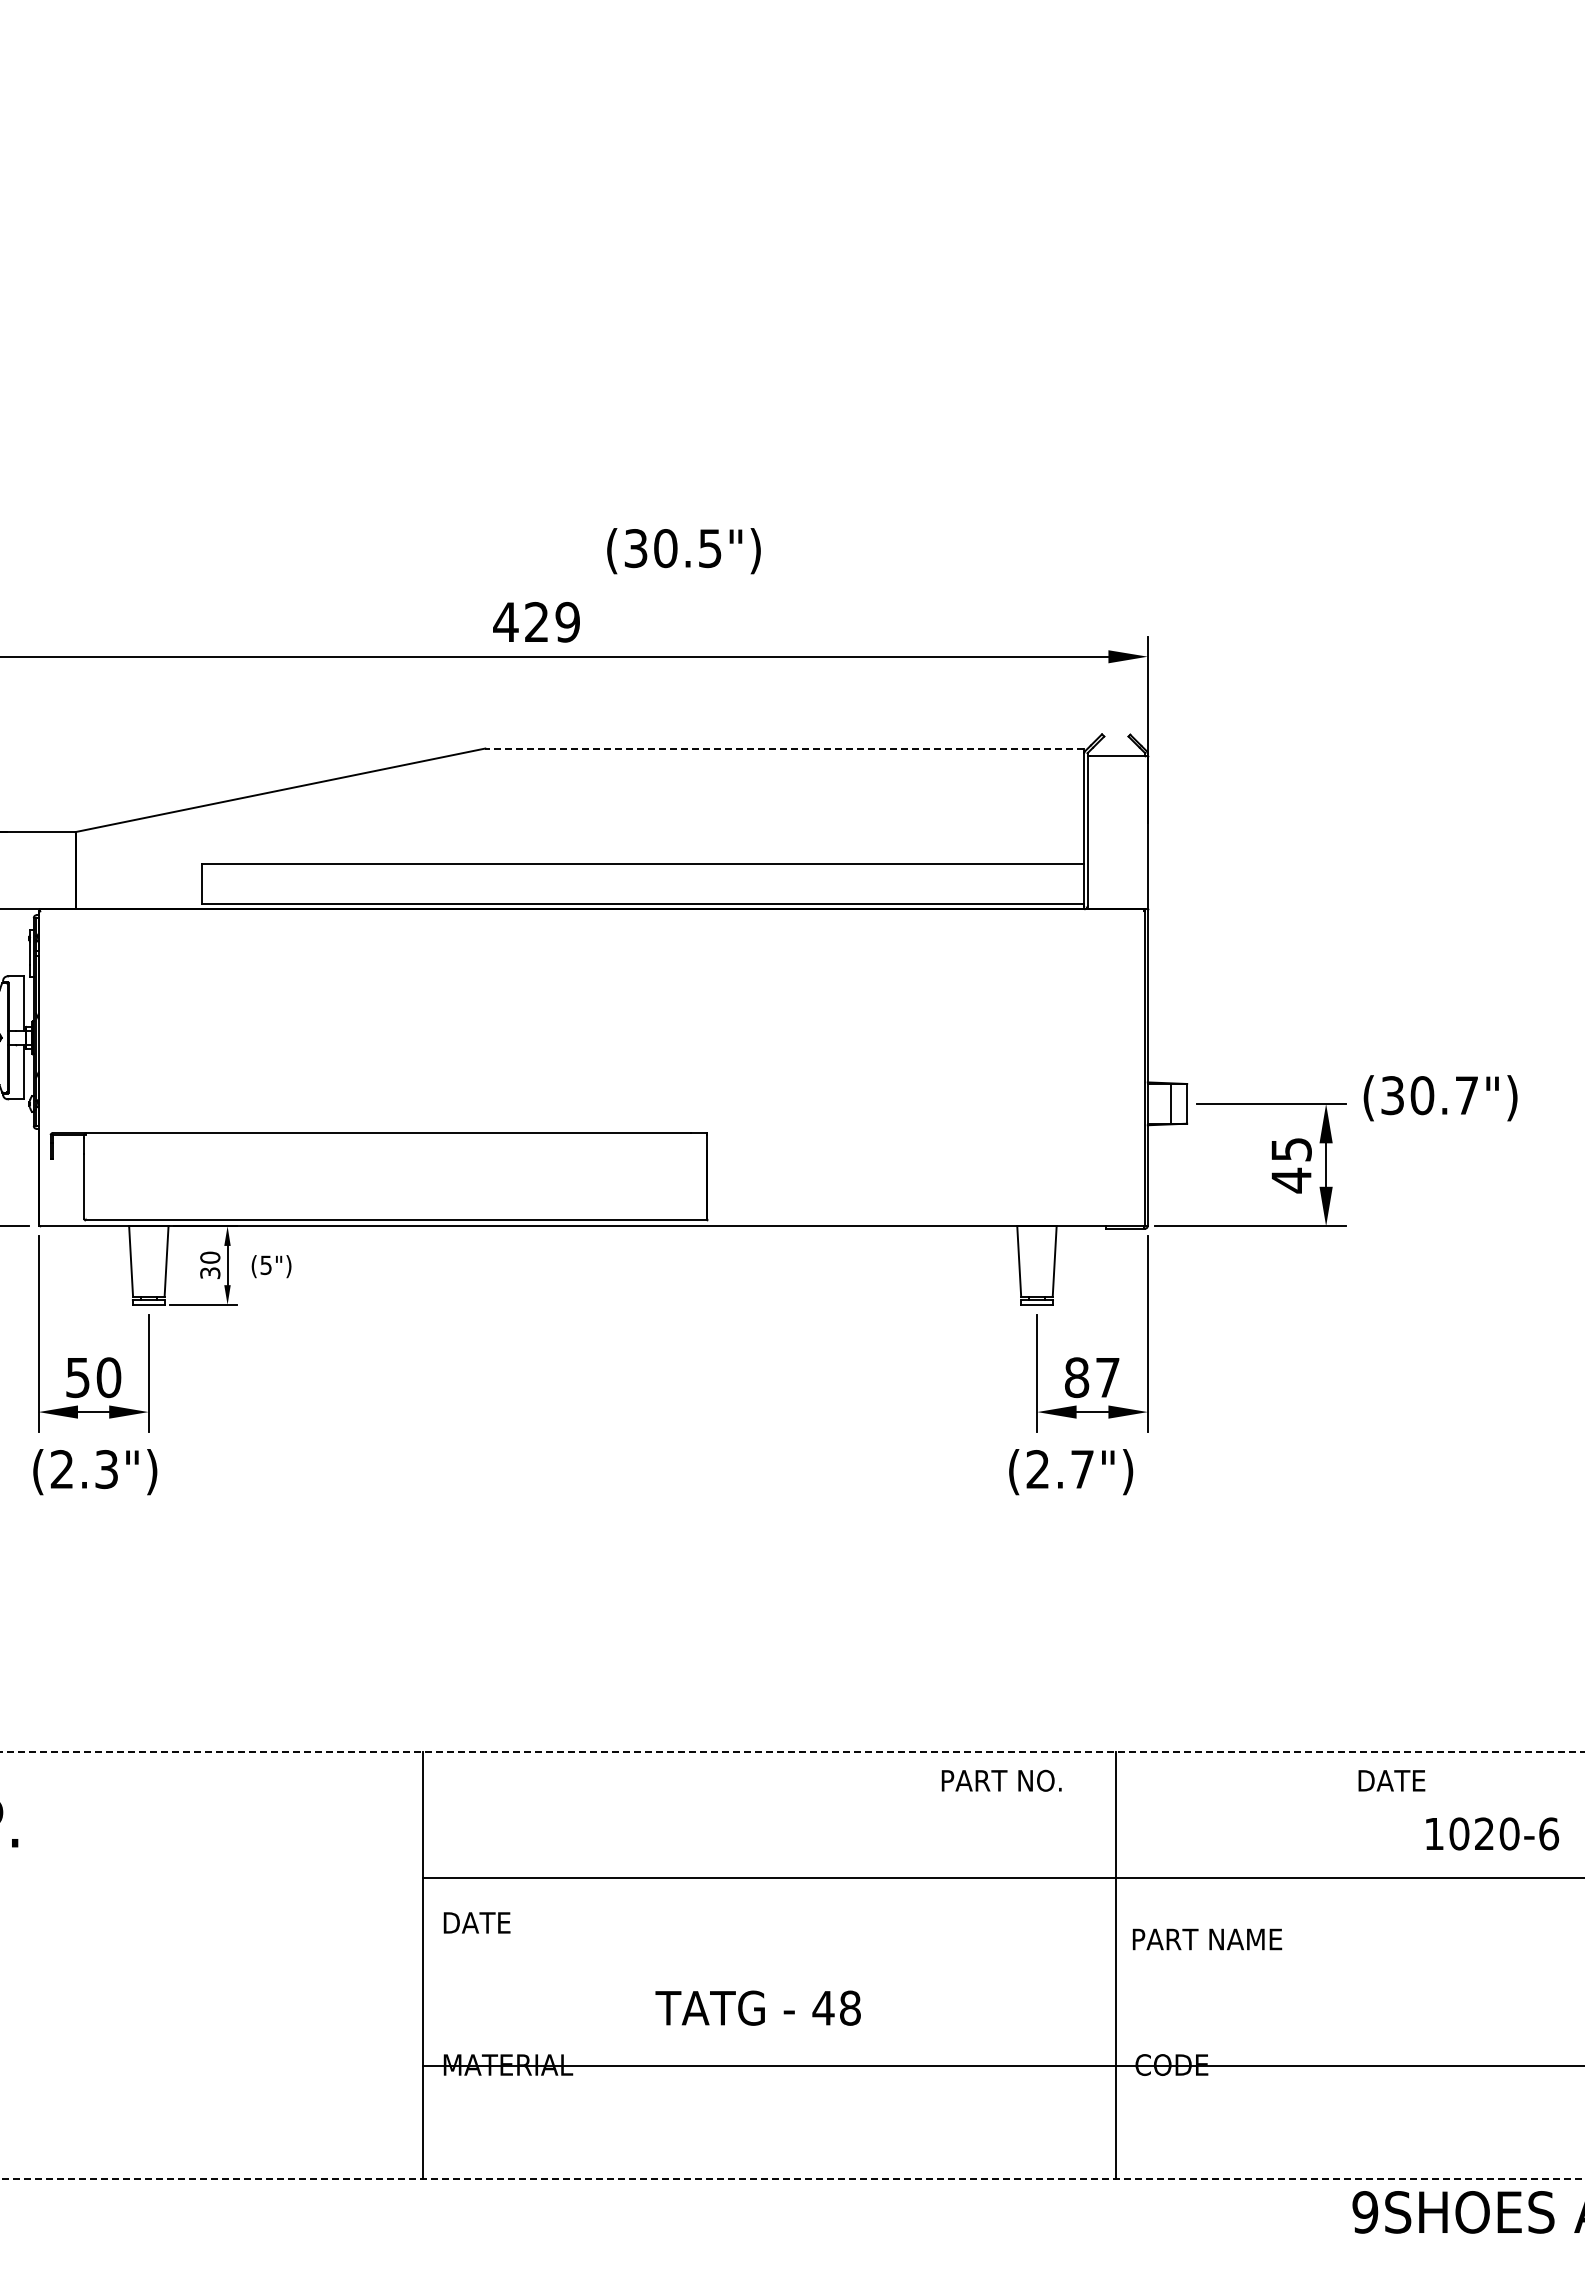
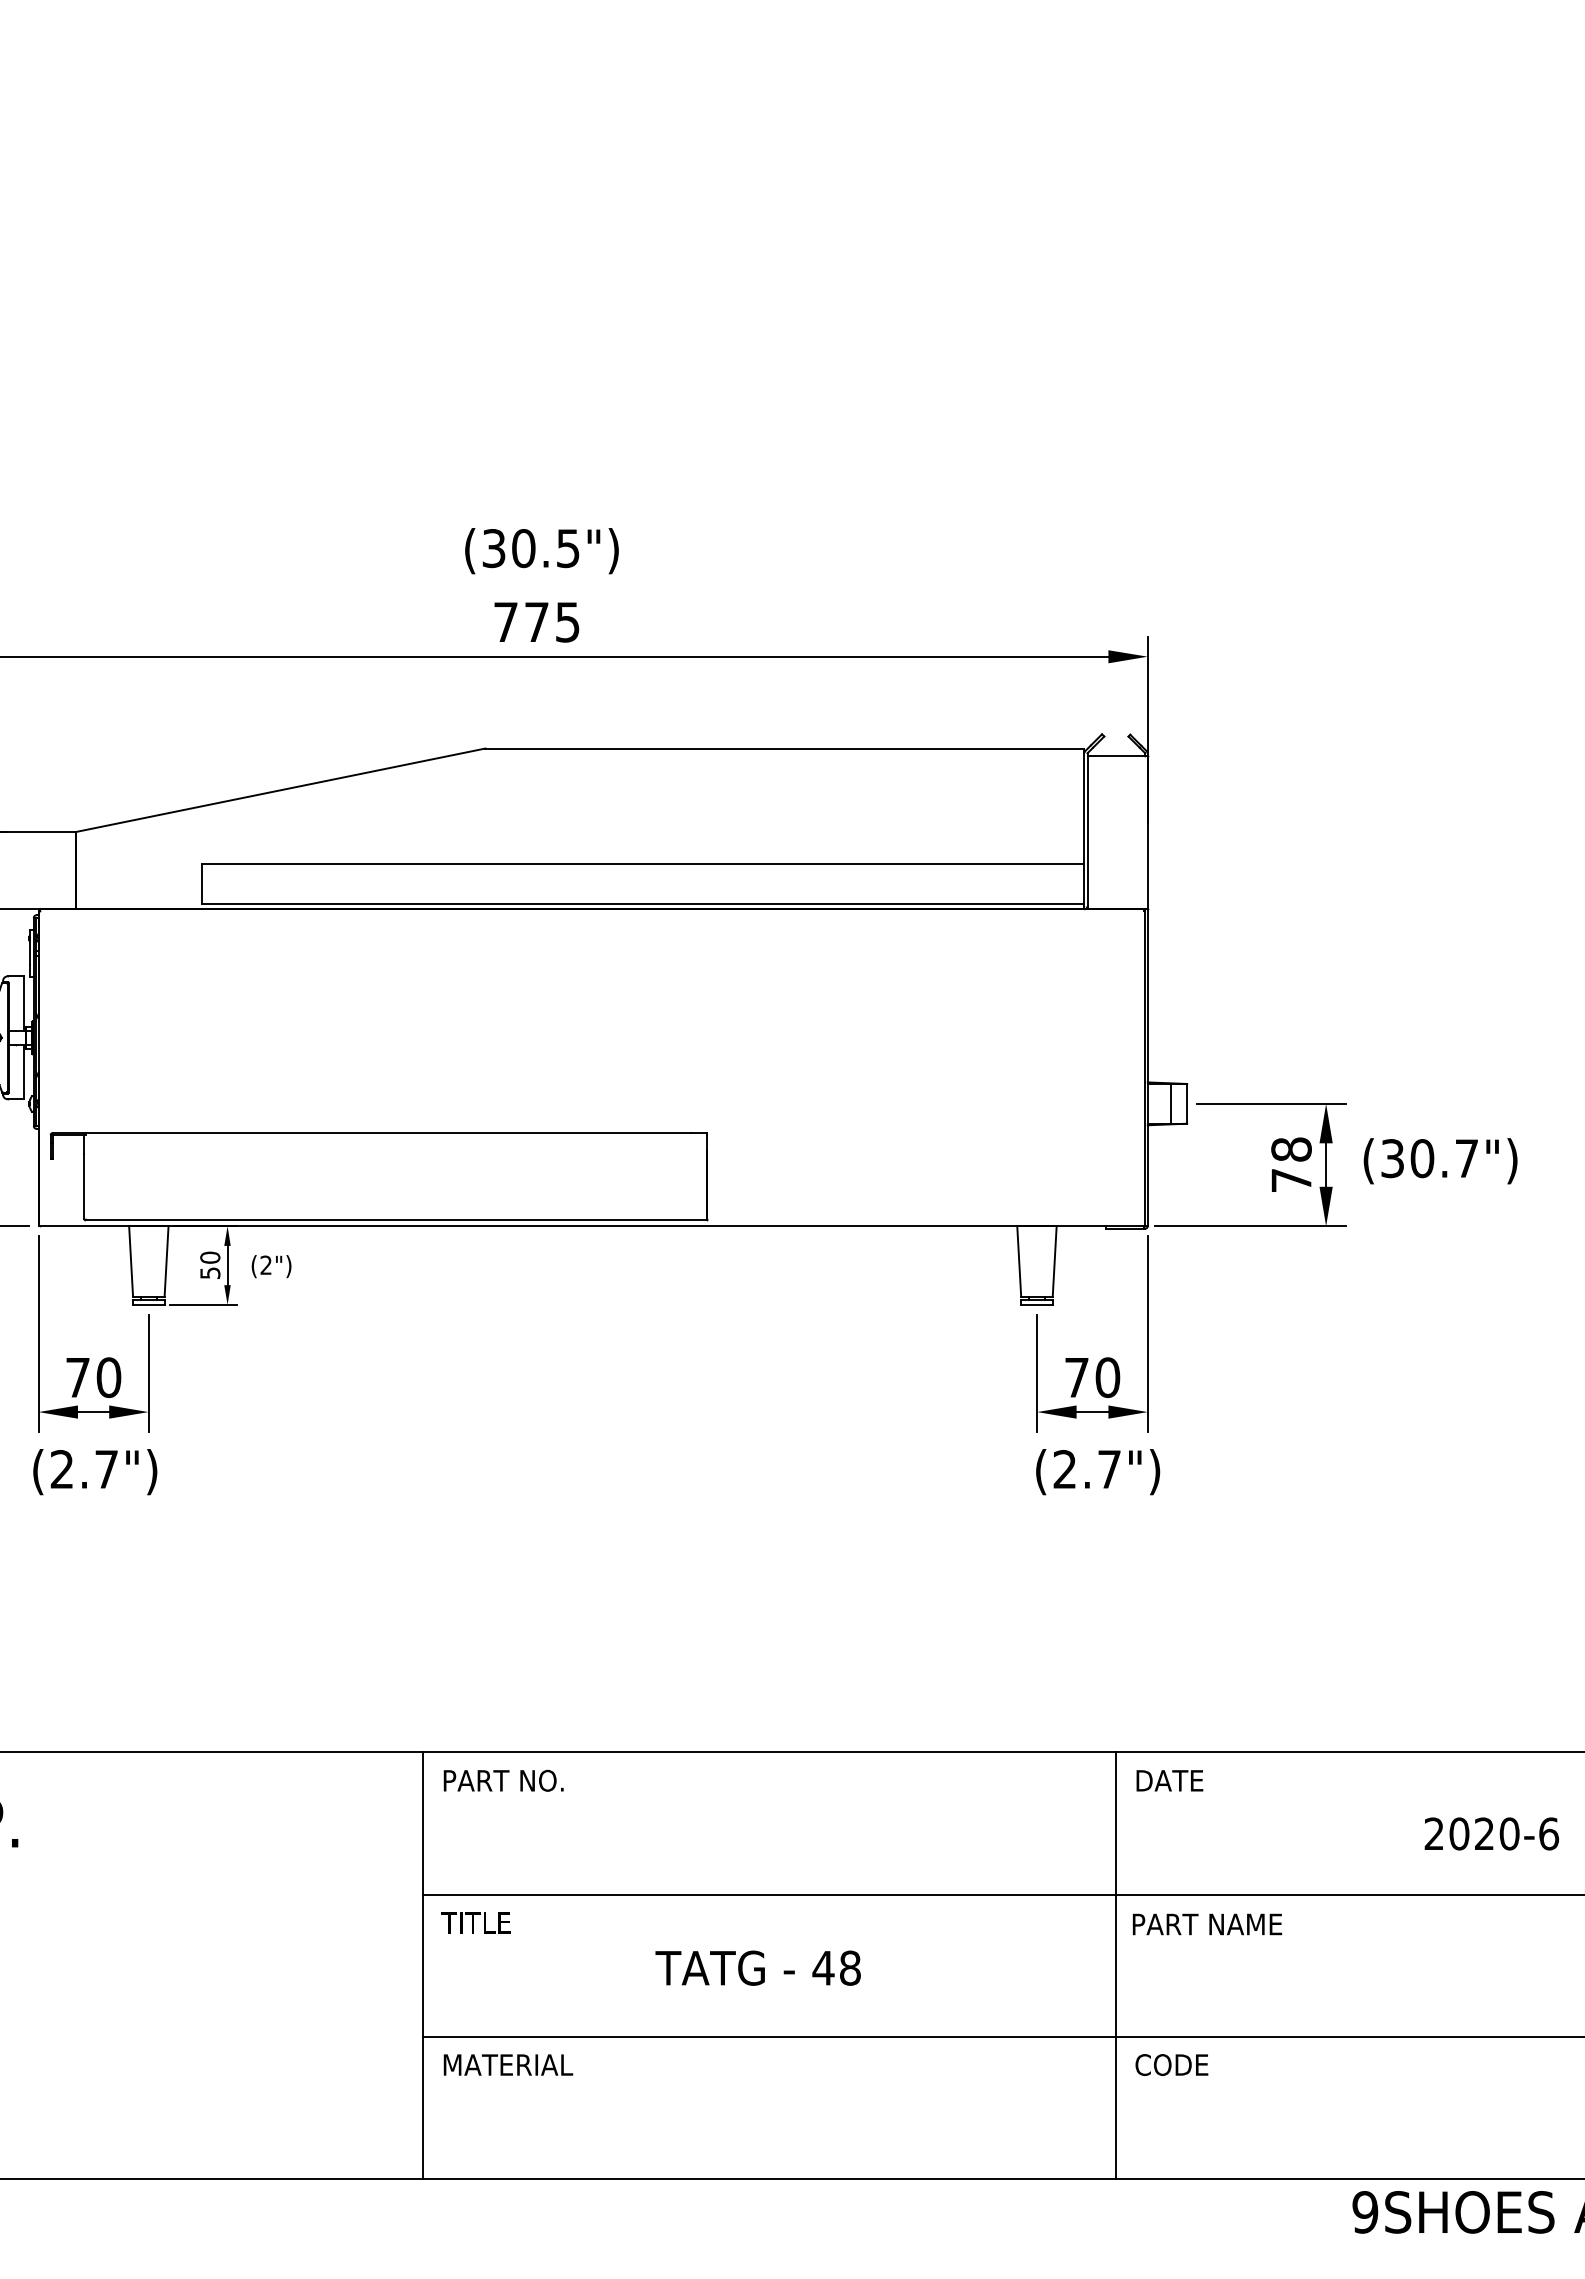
text position: (683, 551) -> (541, 551) (541, 551)
text: 429 -> 775 (536, 622)
line: dashed -> solid (784, 748)
text position: (1440, 1098) -> (1440, 1161) (1440, 1161)
text: 45 -> 78 (1291, 1165)
text: (5") -> (2") (265, 1265)
text: 30 -> 50 (209, 1272)
text: 87 -> 70 (1092, 1377)
text: 50 -> 70 (77, 1378)
text: (2.3") -> (2.7") (106, 1469)
text position: (1071, 1472) -> (1098, 1472) (1098, 1472)
line: dashed -> solid (792, 1752)
text position: (1001, 1780) -> (503, 1780) (503, 1780)
text position: (1391, 1780) -> (1169, 1780) (1169, 1780)
text: 1020-6 -> 2020-6 (1433, 1833)
line position: (1002, 1877) -> (1002, 1894) (1002, 1894)
text: DATE -> TITLE (475, 1922)
text position: (1207, 1939) -> (1207, 1924) (1207, 1924)
text position: (757, 2007) -> (757, 1967) (757, 1967)
line position: (1002, 2065) -> (1002, 2036) (1002, 2036)
line: dashed -> solid (792, 2178)
